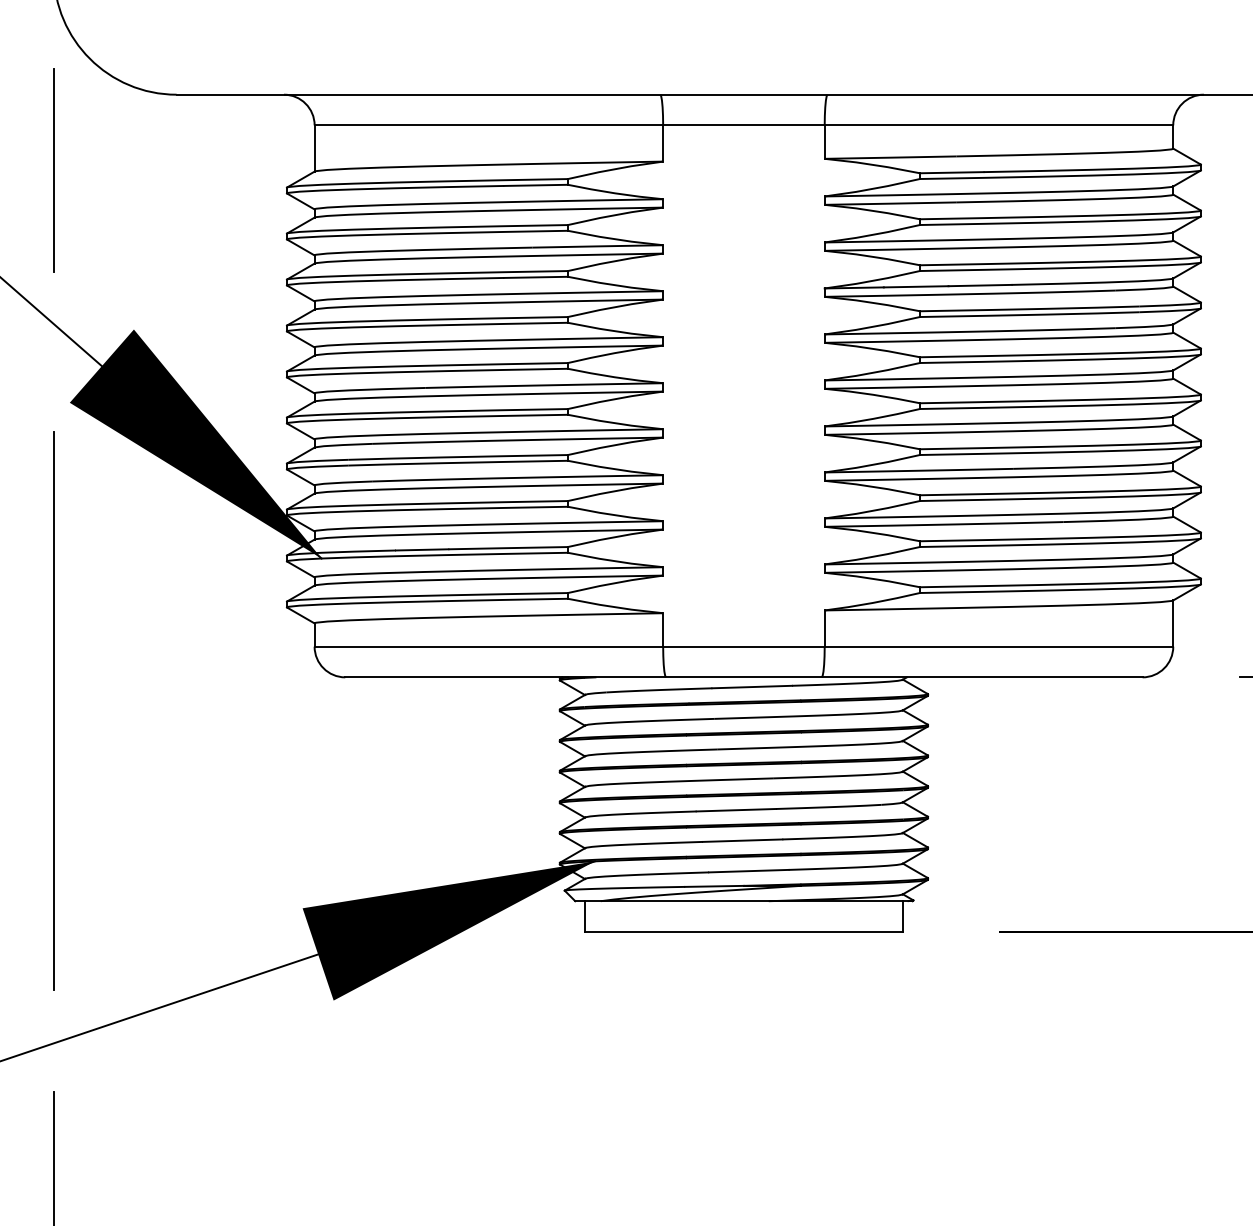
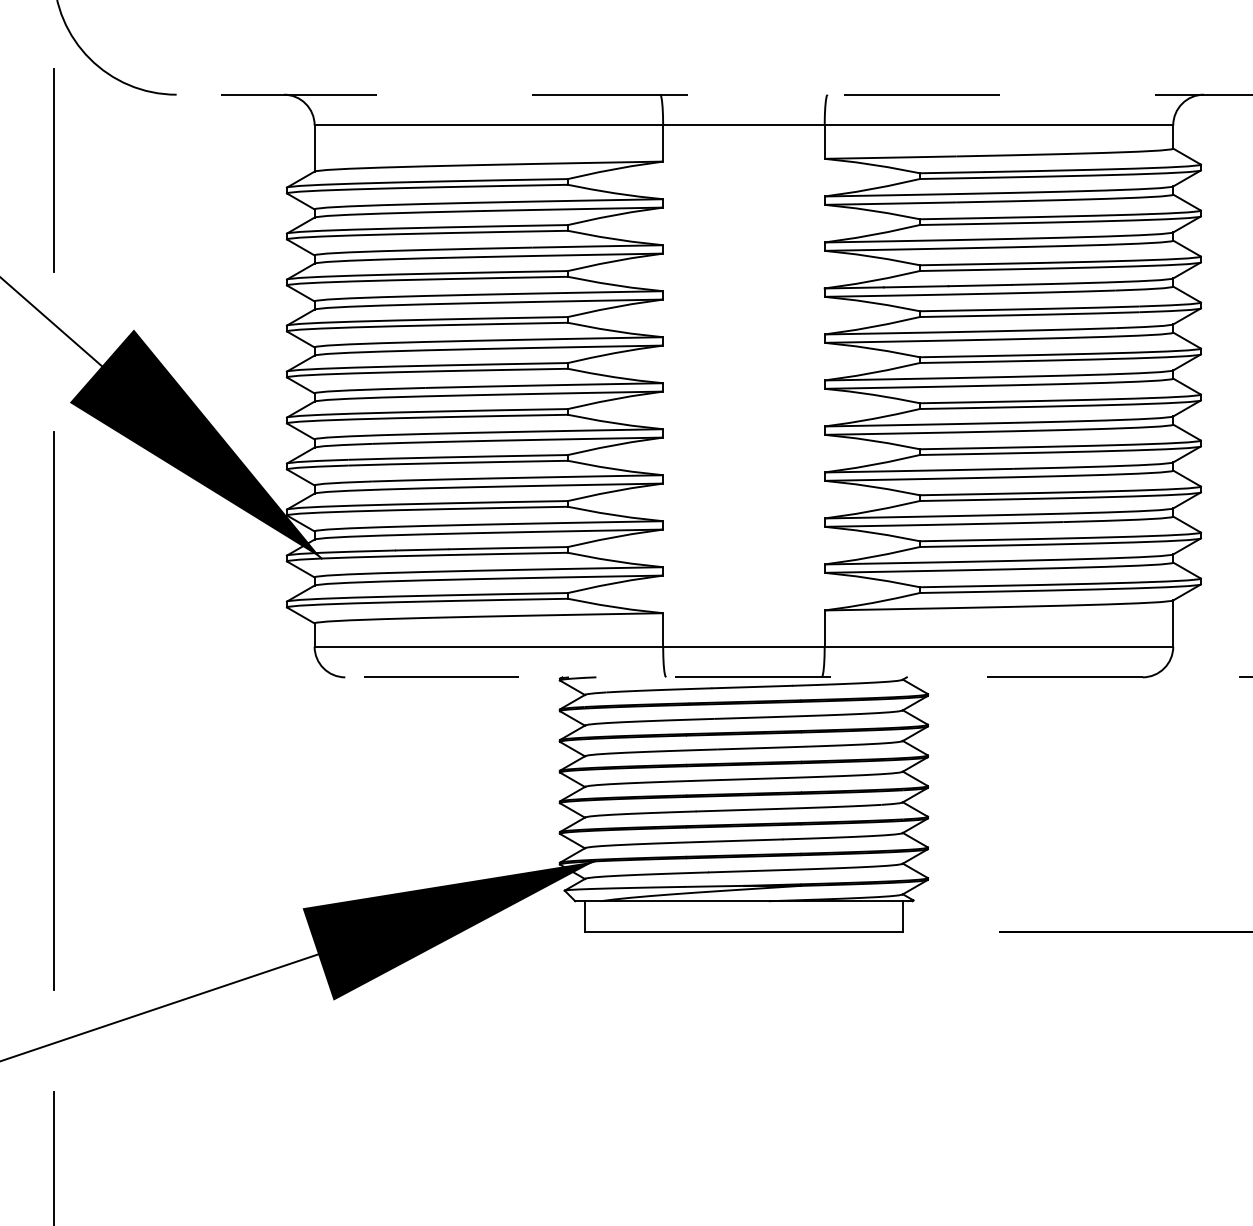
line: solid -> dashed (714, 94)
line: solid -> dashed (743, 677)
